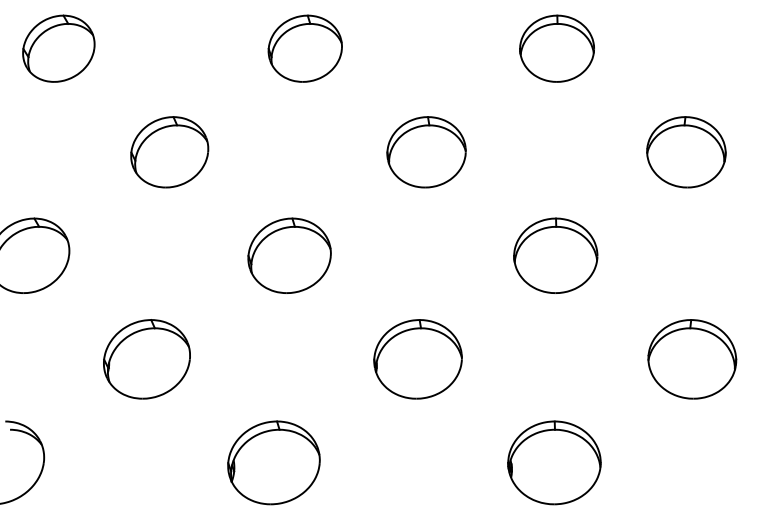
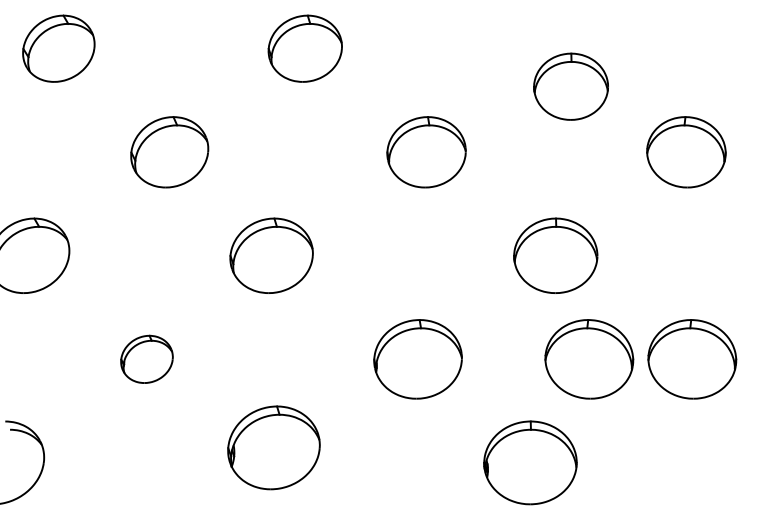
part position: (556, 48) -> (570, 86) (570, 86)
part position: (289, 255) -> (271, 255) (271, 255)
part size: 88x81 px -> 54x50 px (146, 358)
part: none -> present (589, 359)
part position: (273, 462) -> (273, 447) (273, 447)
part position: (554, 462) -> (530, 462) (530, 462)
